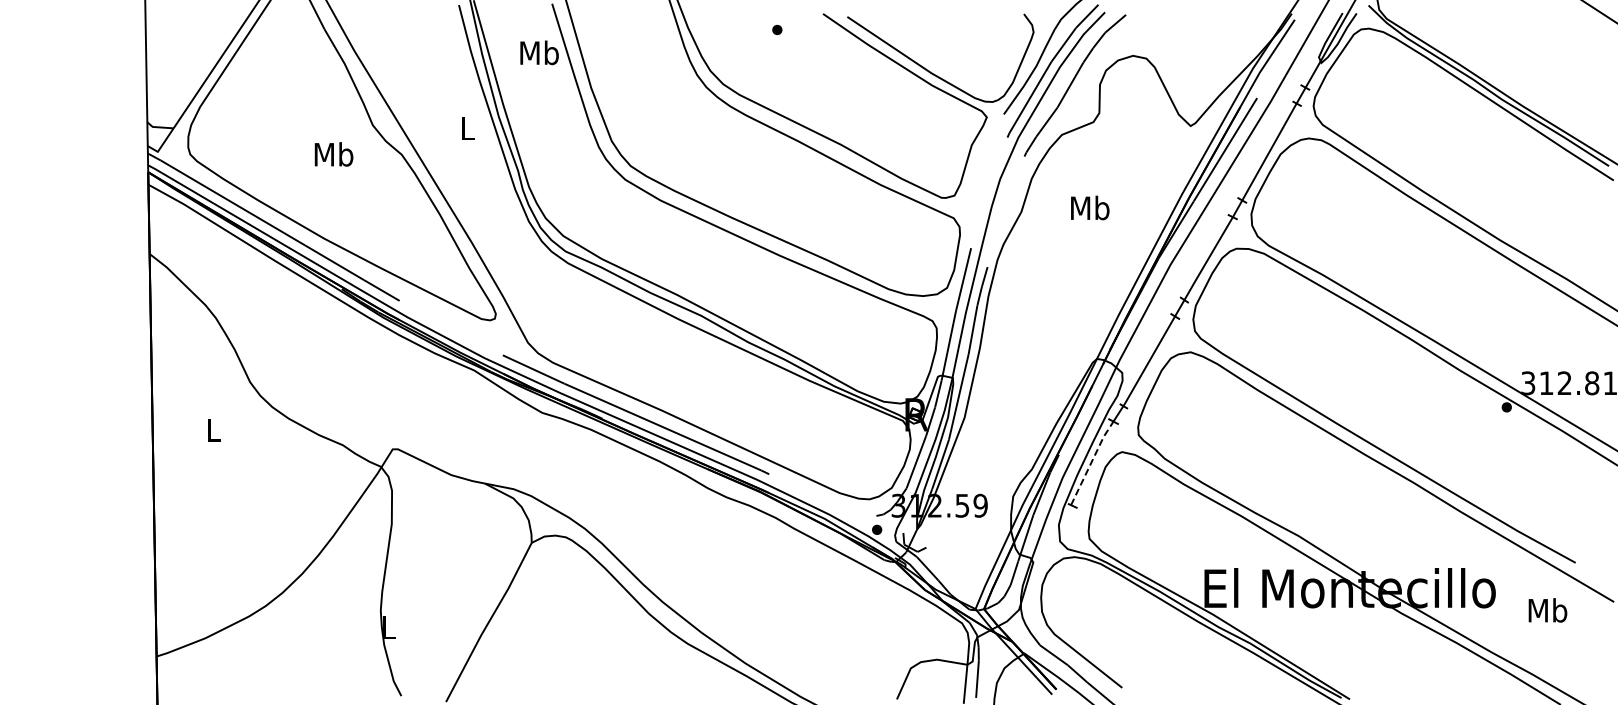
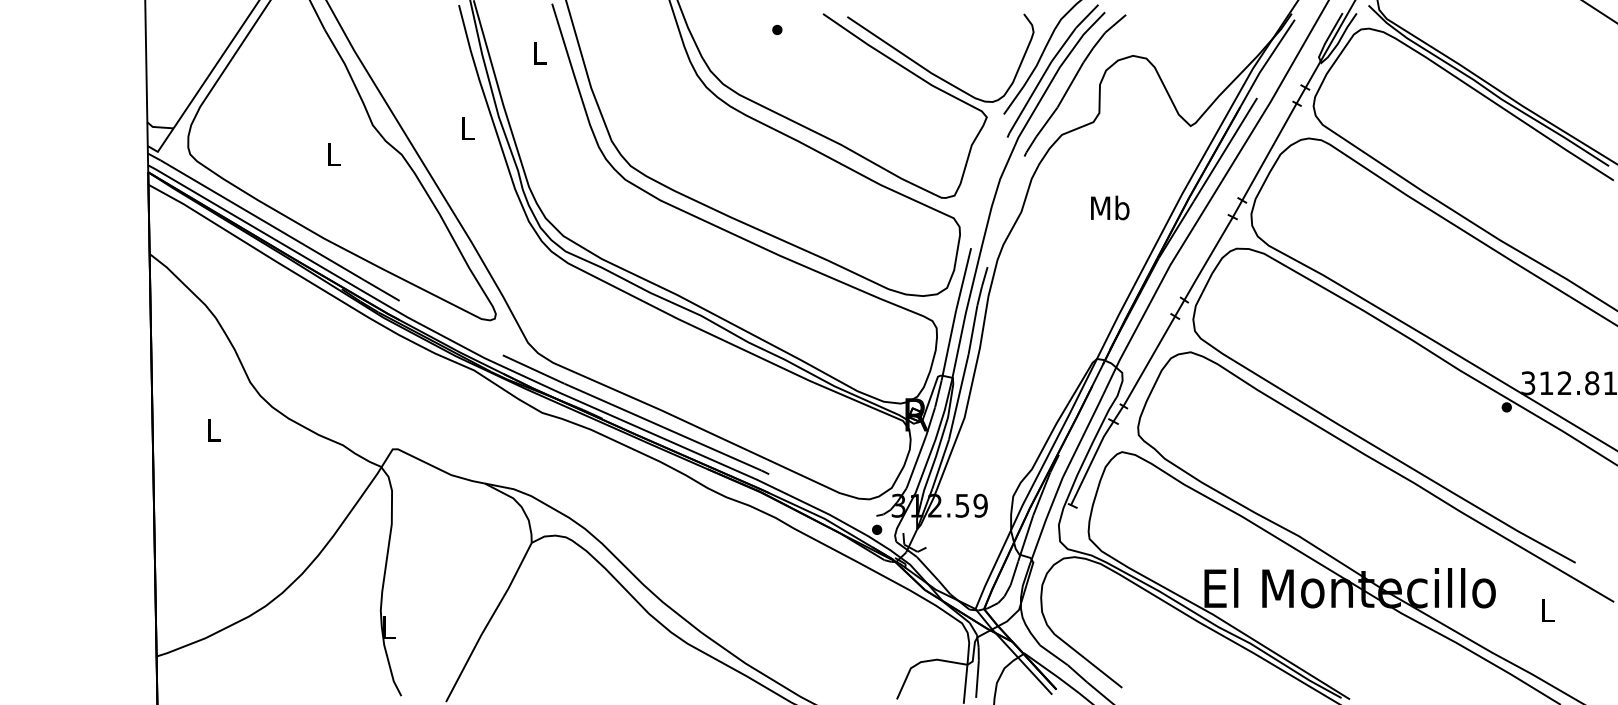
text: Mb -> L (539, 52)
text: Mb -> L (333, 154)
text position: (1090, 207) -> (1110, 207) (1110, 207)
line: dashed -> solid (1091, 462)
text: Mb -> L (1547, 610)
